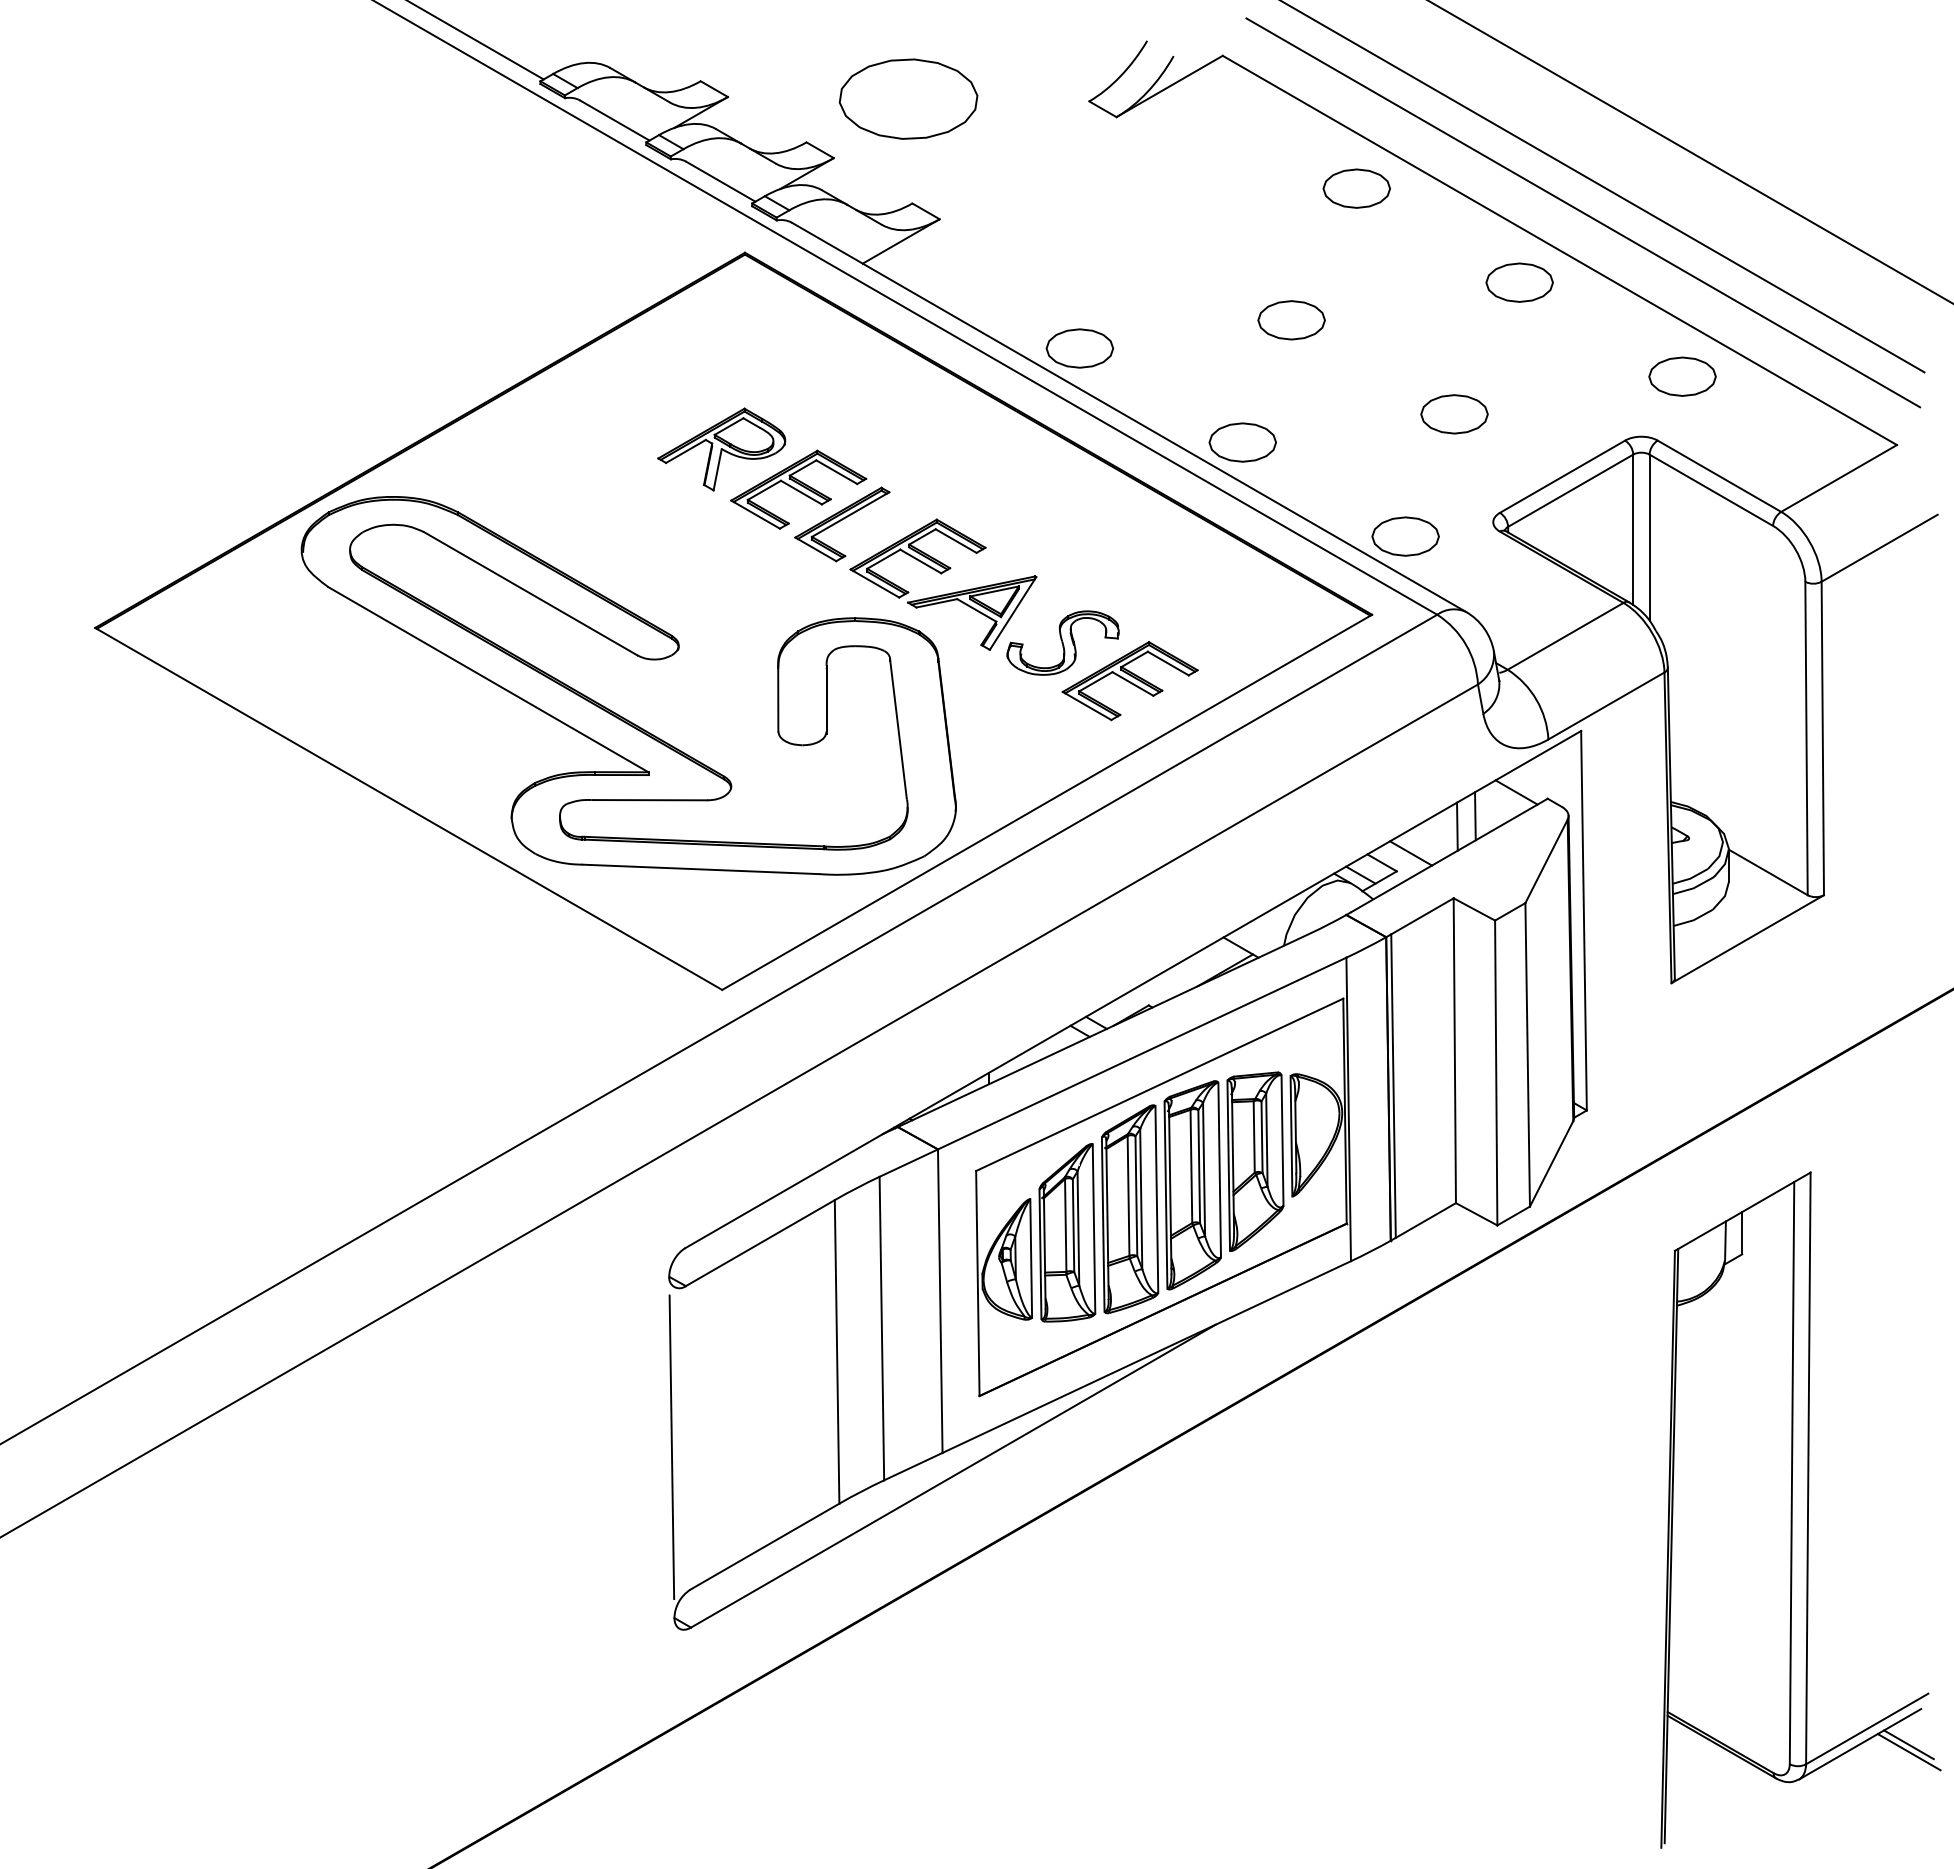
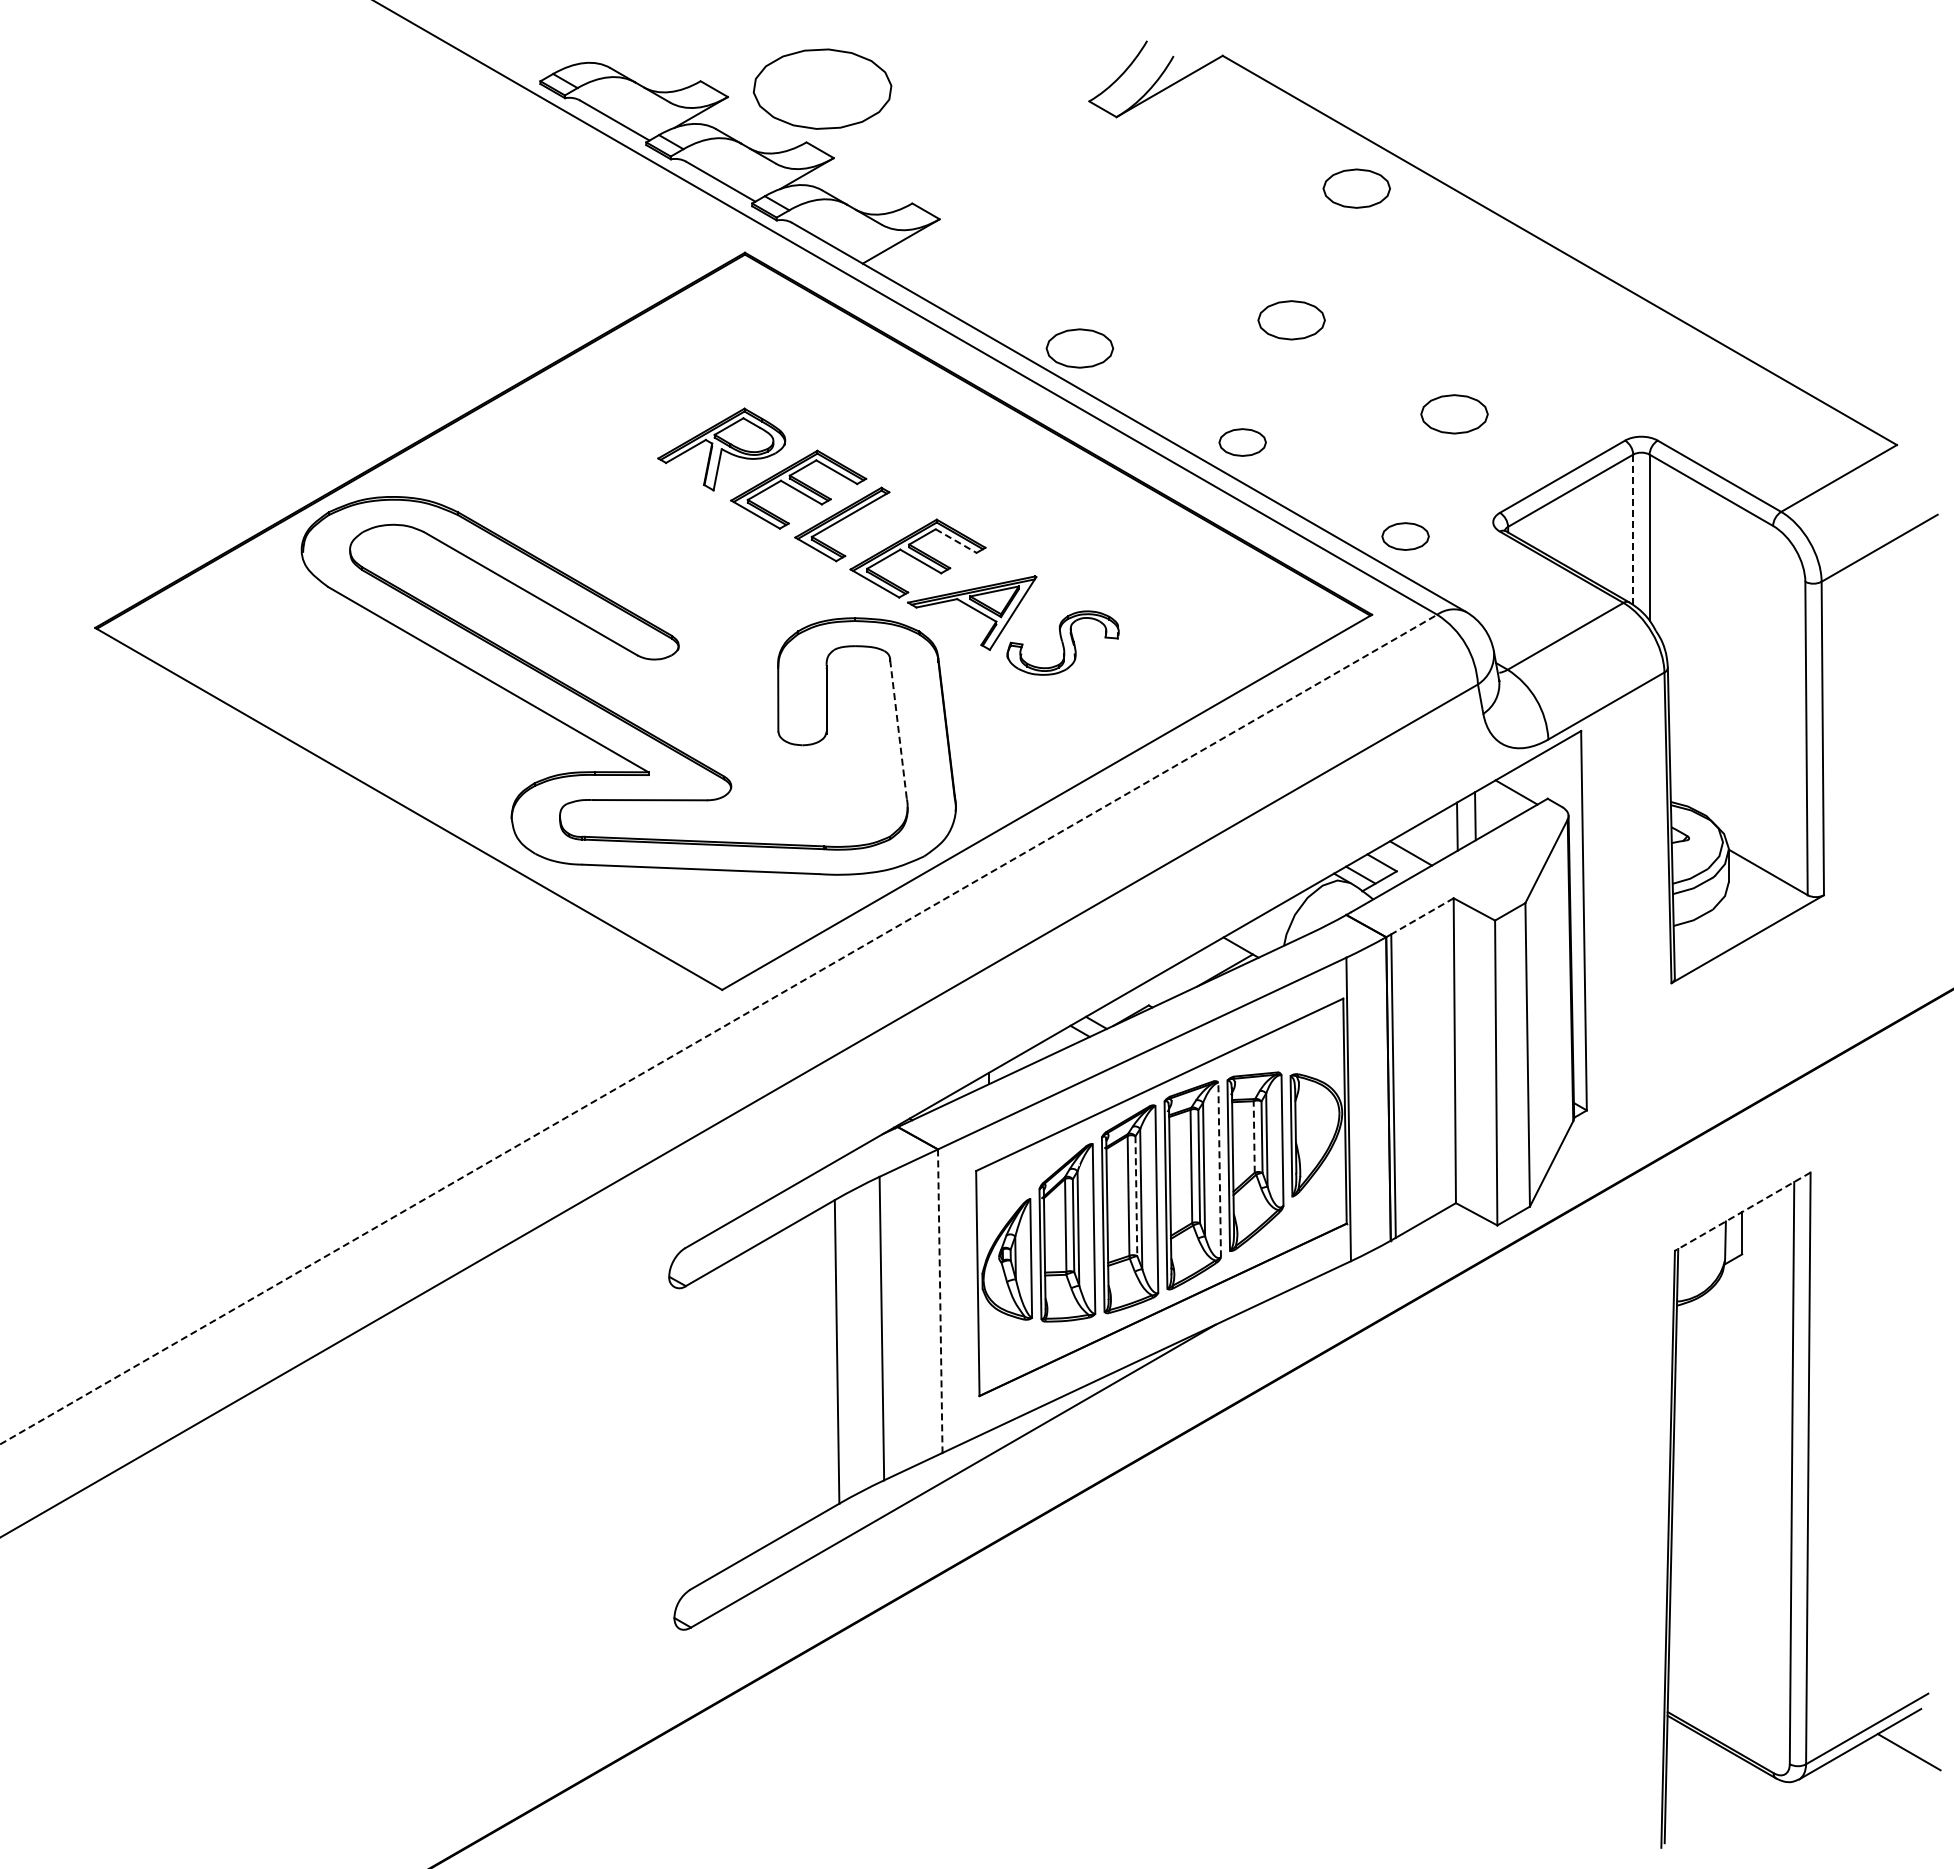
line: present -> none (476, 40)
part position: (908, 98) -> (822, 88) (822, 88)
line: present -> none (1690, 152)
line: present -> none (1603, 187)
line: present -> none (1583, 212)
part: present -> none (1519, 282)
part: present -> none (1682, 376)
part size: 69x41 px -> 49x29 px (1242, 442)
line: solid -> dashed (1633, 529)
part size: 69x41 px -> 49x29 px (1405, 536)
line: solid -> dashed (956, 541)
part: present -> none (1129, 681)
line: solid -> dashed (898, 728)
line: solid -> dashed (1422, 916)
line: solid -> dashed (719, 1029)
line: solid -> dashed (1254, 1136)
line: solid -> dashed (1219, 1169)
line: solid -> dashed (1136, 1196)
line: solid -> dashed (1742, 1211)
line: solid -> dashed (940, 1301)
line: present -> none (671, 1447)
line: present -> none (1908, 1744)
